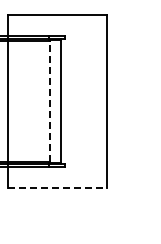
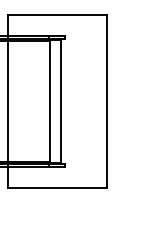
line: dashed -> solid (49, 101)
line: dashed -> solid (58, 188)
